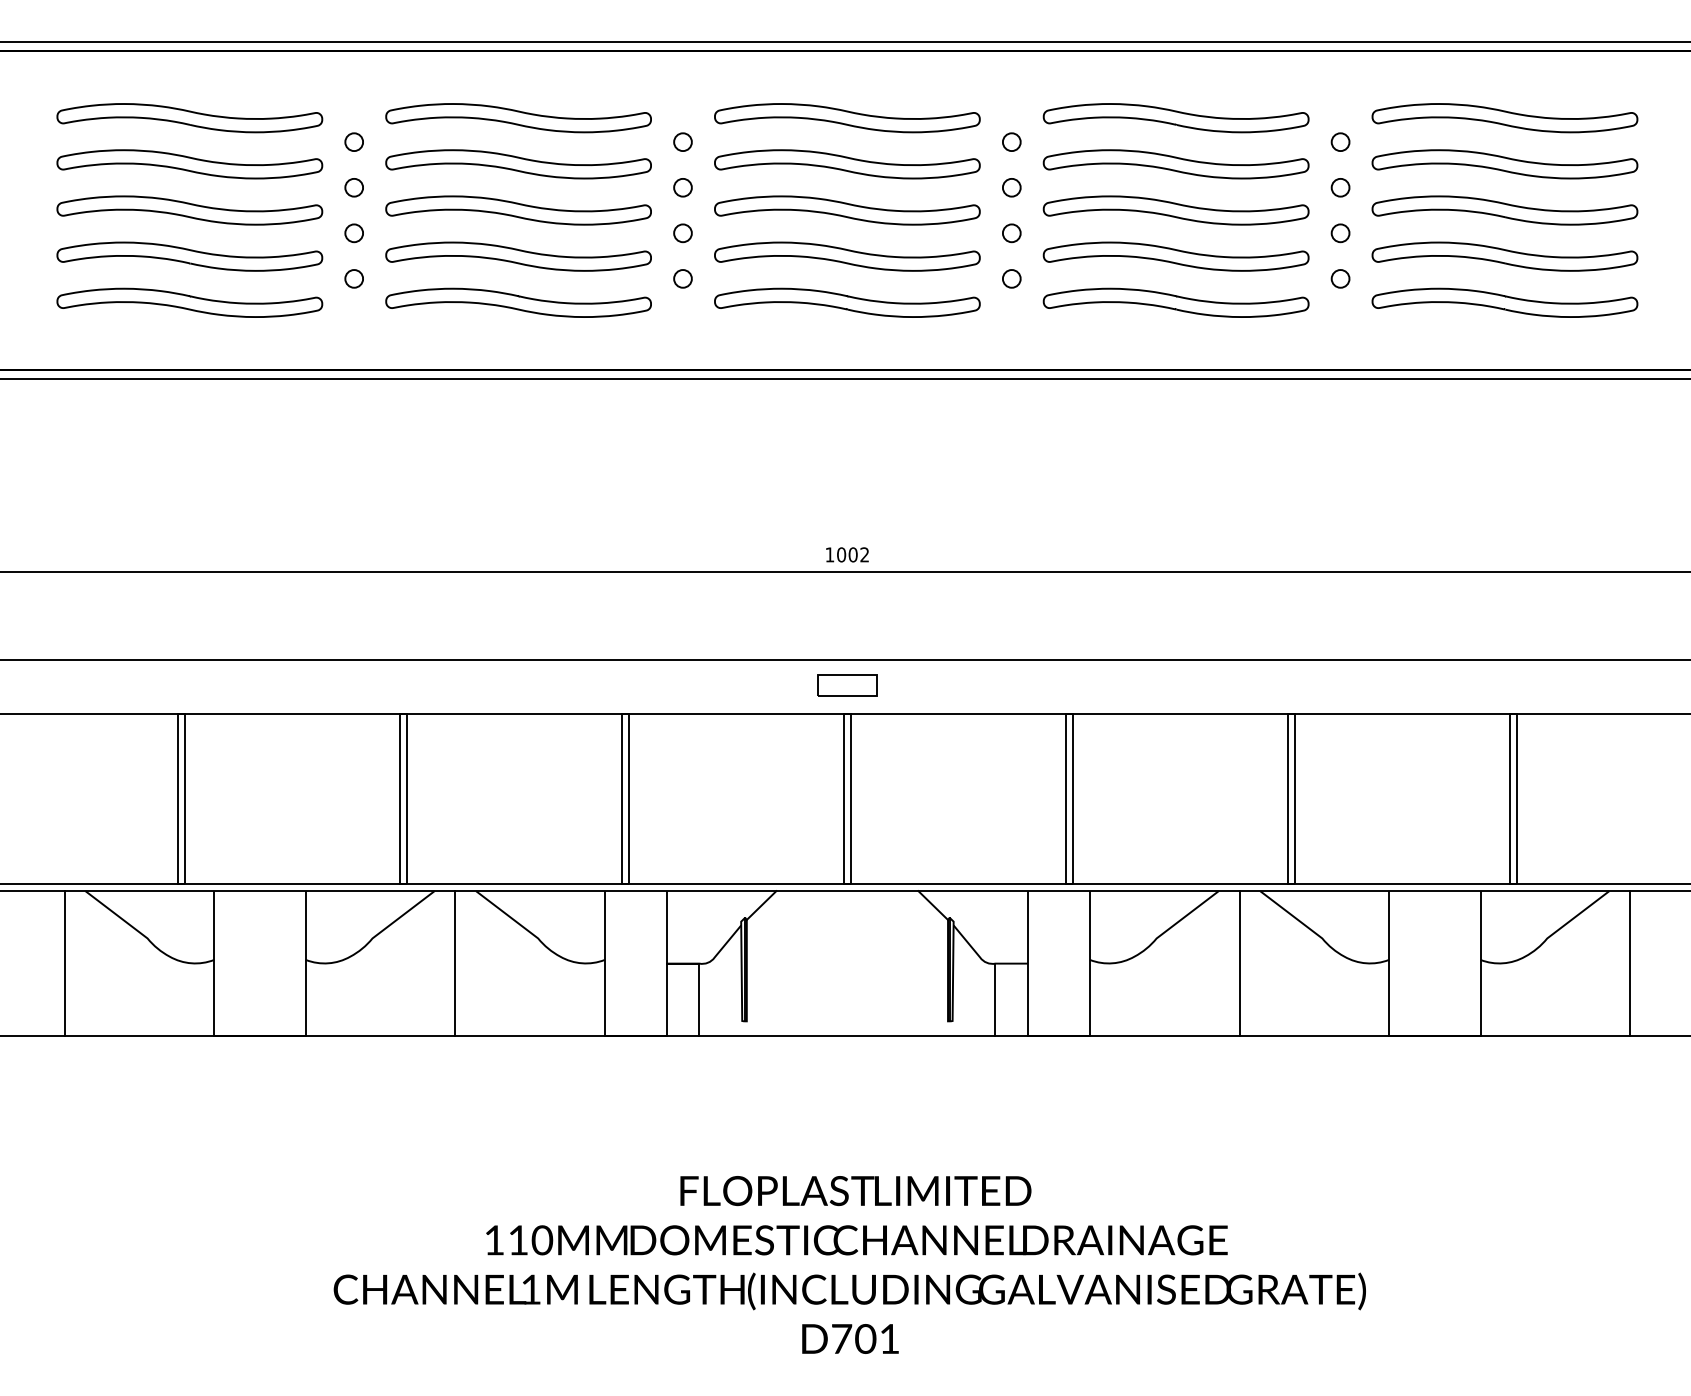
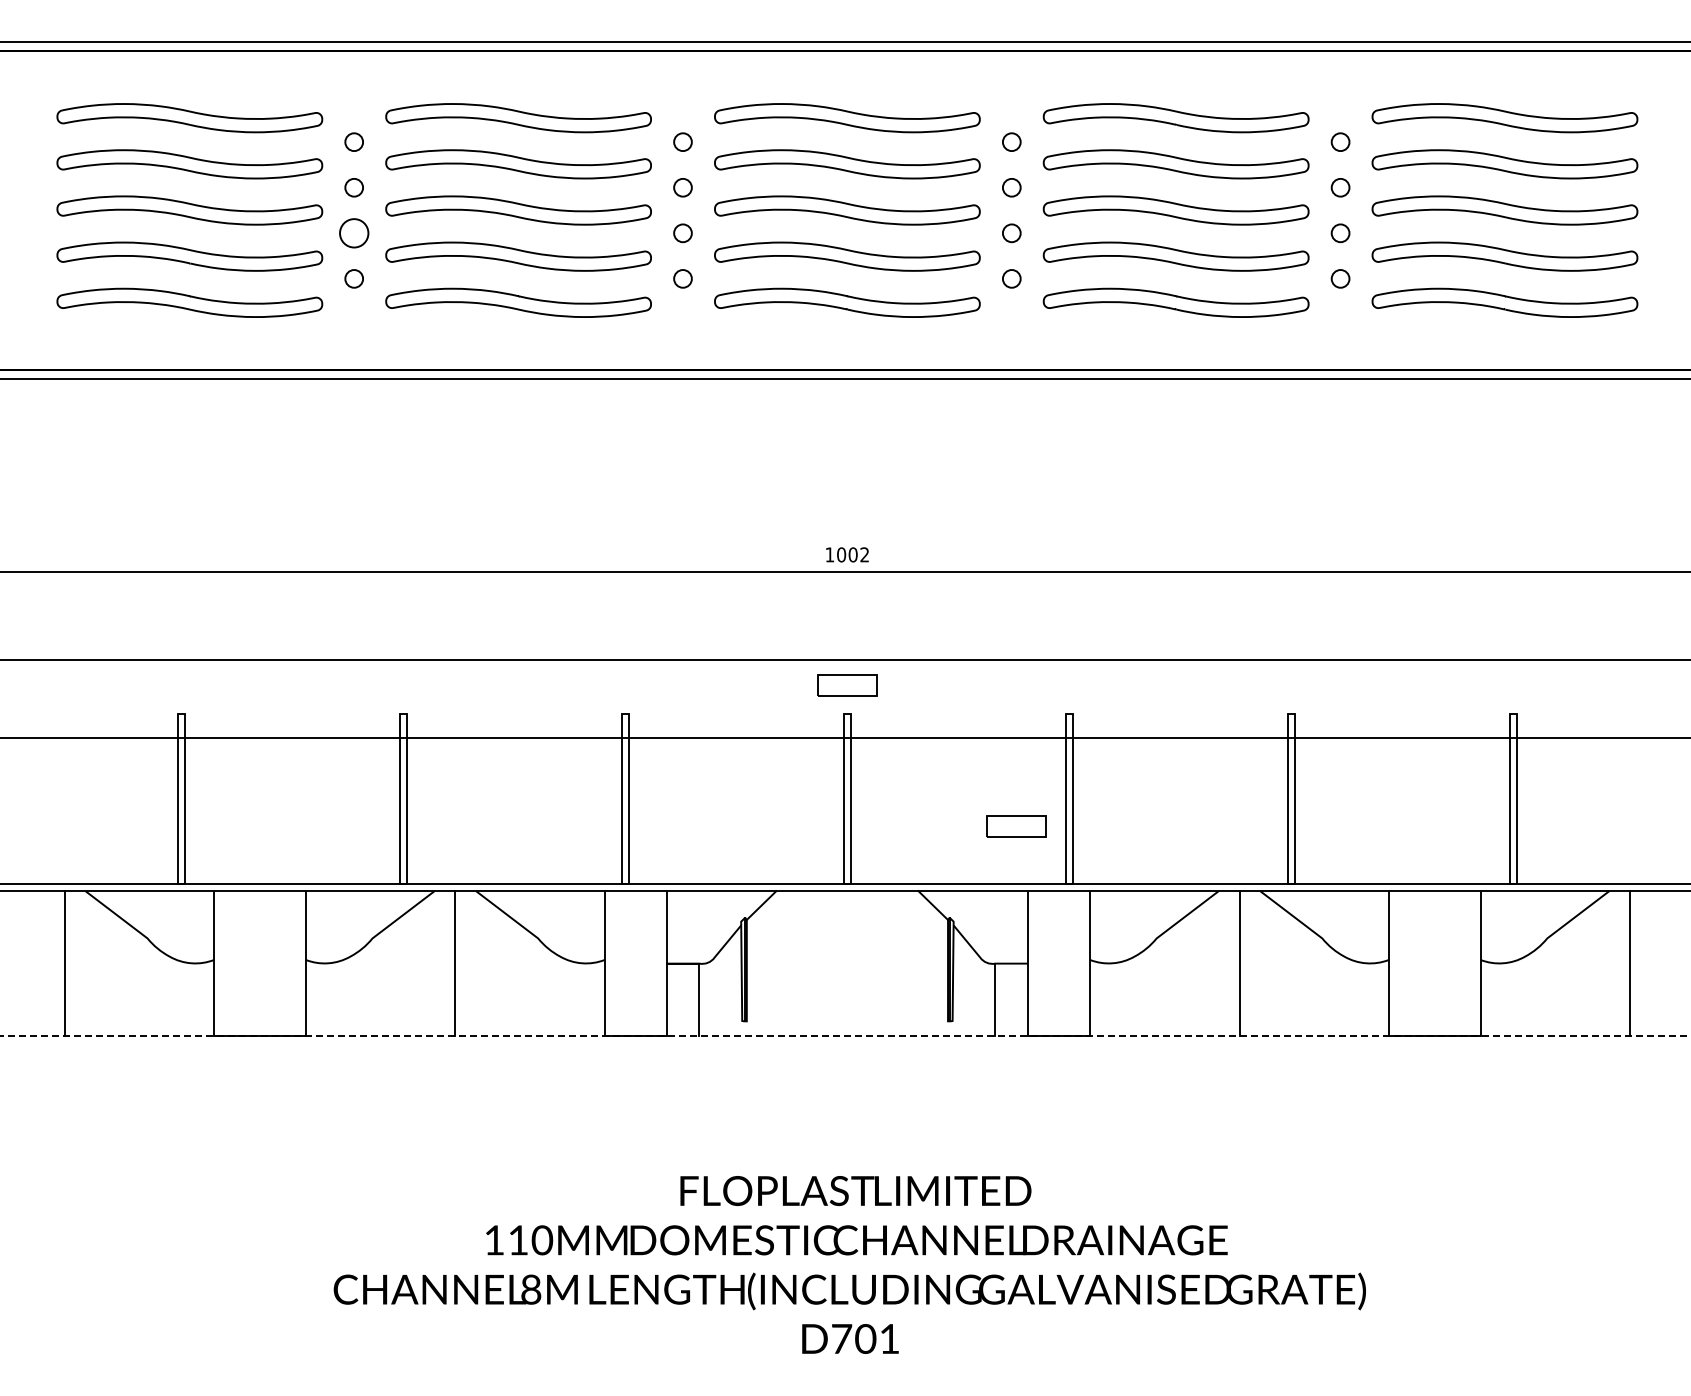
circle diameter: 18 px -> 28 px (354, 233)
line position: (844, 713) -> (844, 737) (844, 737)
part: none -> present (1016, 826)
line: solid -> dashed (845, 1036)
text: 1M -> 8M (531, 1289)
